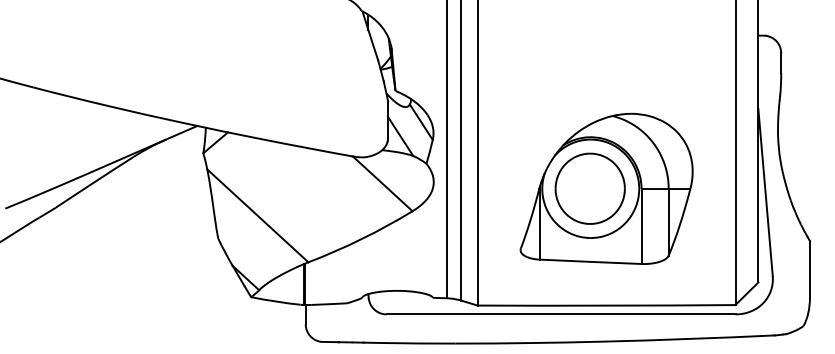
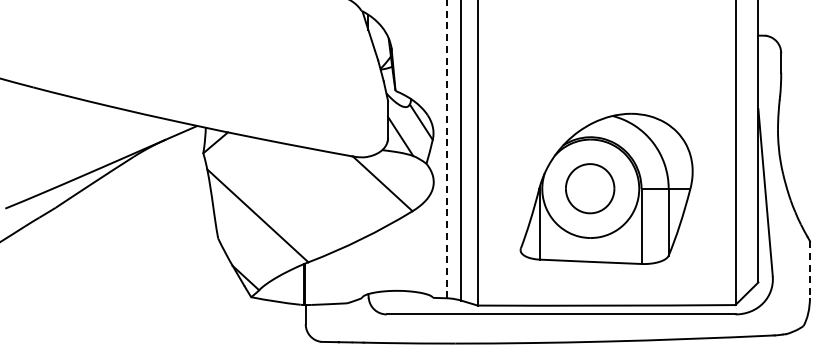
line: solid -> dashed (446, 149)
part size: 72x73 px -> 51x52 px (590, 188)
line: solid -> dashed (809, 270)
